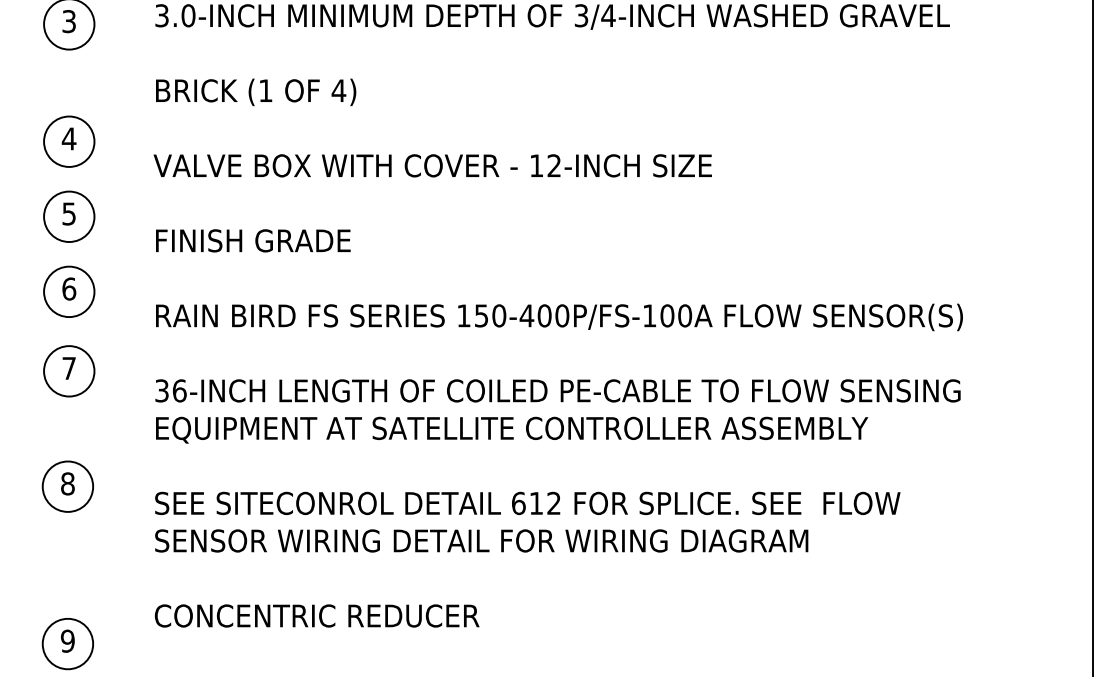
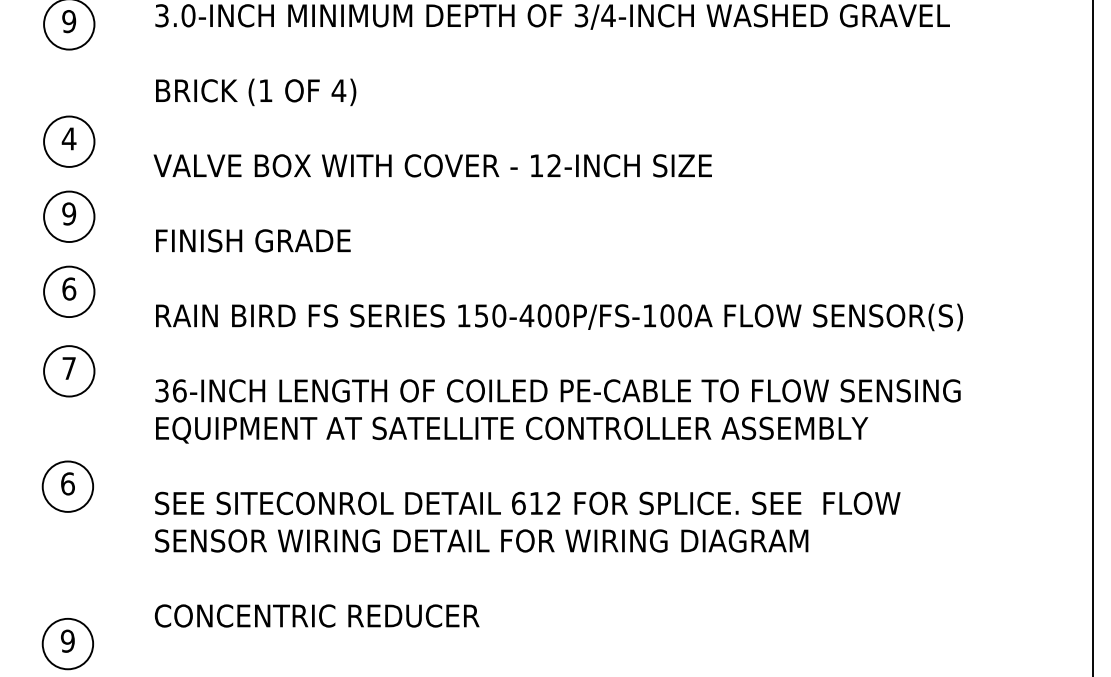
text: 3 -> 9 (69, 21)
text: 5 -> 9 (69, 213)
text: 8 -> 6 (67, 483)
